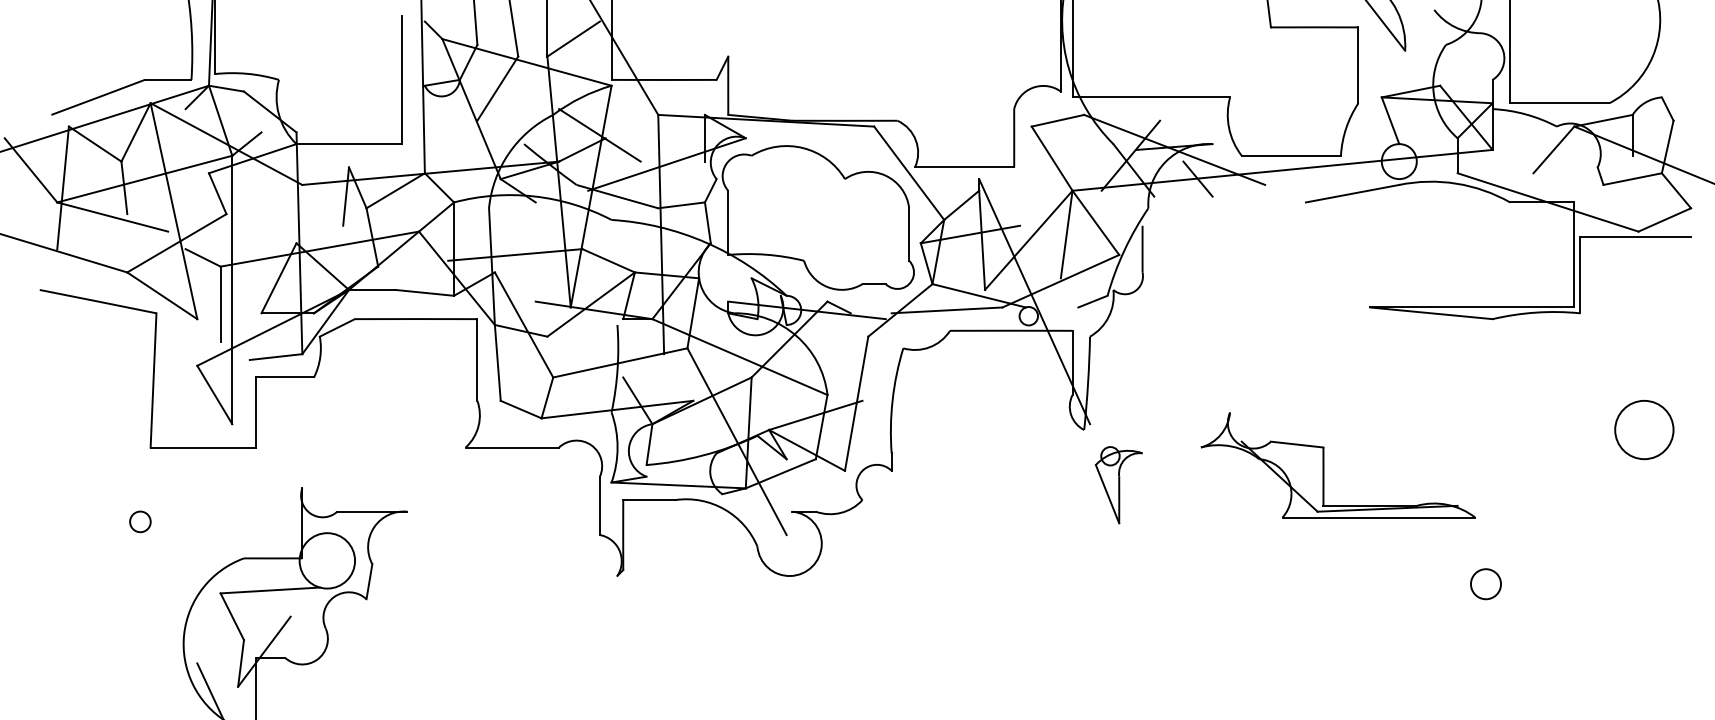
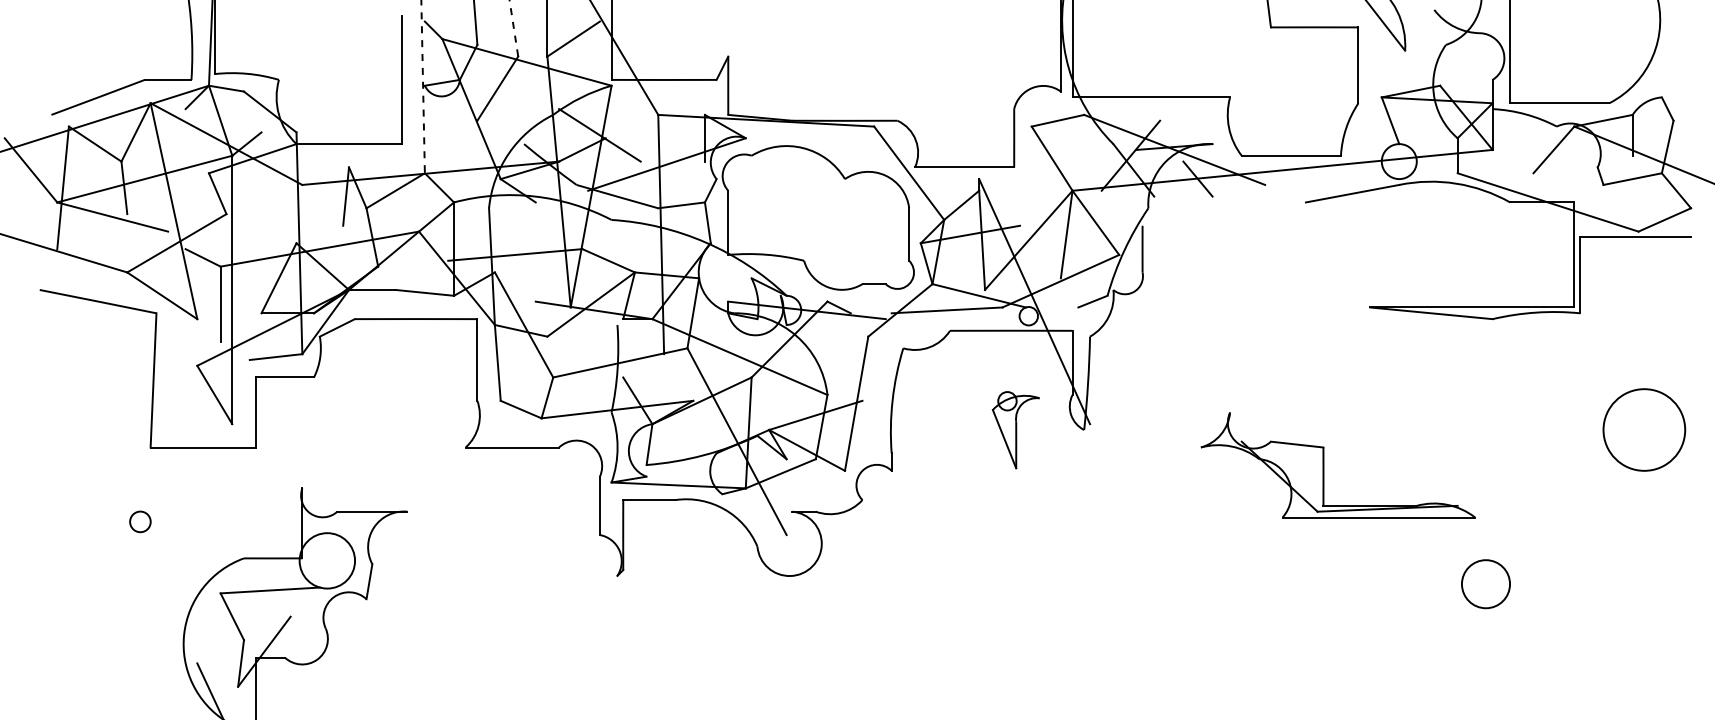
line: solid -> dashed (513, 29)
line: solid -> dashed (423, 87)
circle diameter: 58 px -> 82 px (1644, 429)
part position: (1118, 485) -> (1015, 430) (1015, 430)
circle diameter: 30 px -> 48 px (1485, 584)
